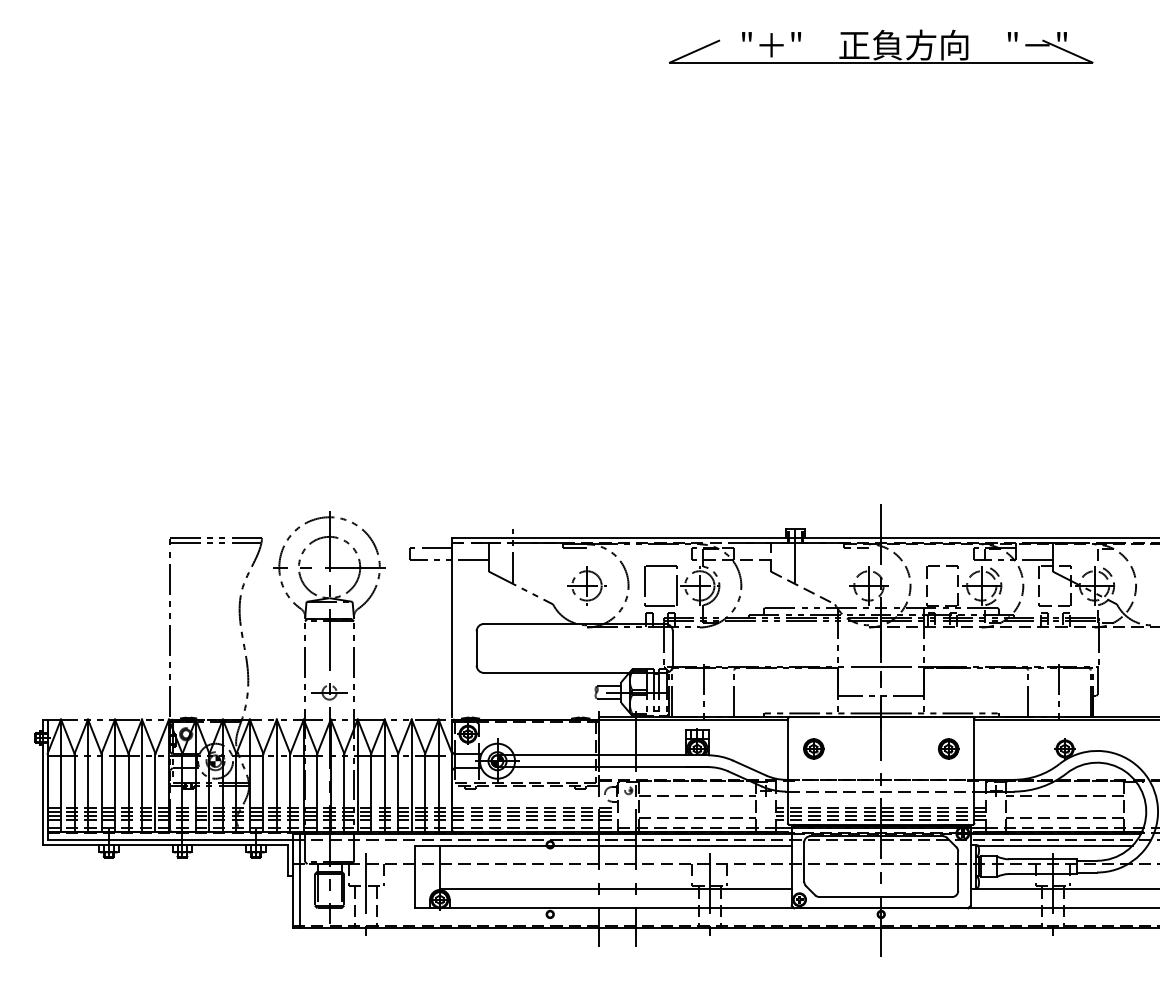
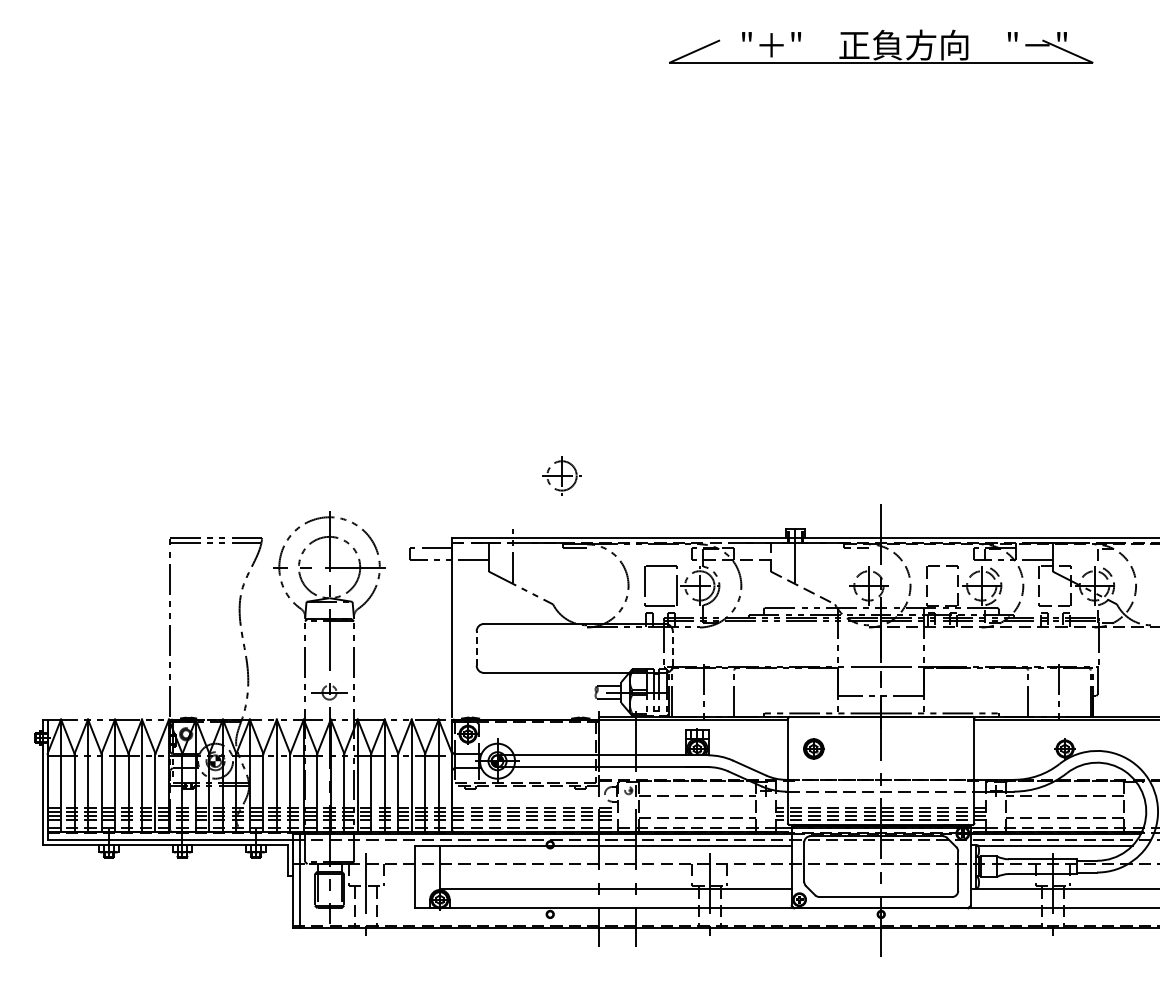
part position: (586, 585) -> (561, 475) (561, 475)
line: solid -> dashed (476, 647)
line: solid -> dashed (672, 647)
part: present -> none (948, 748)
